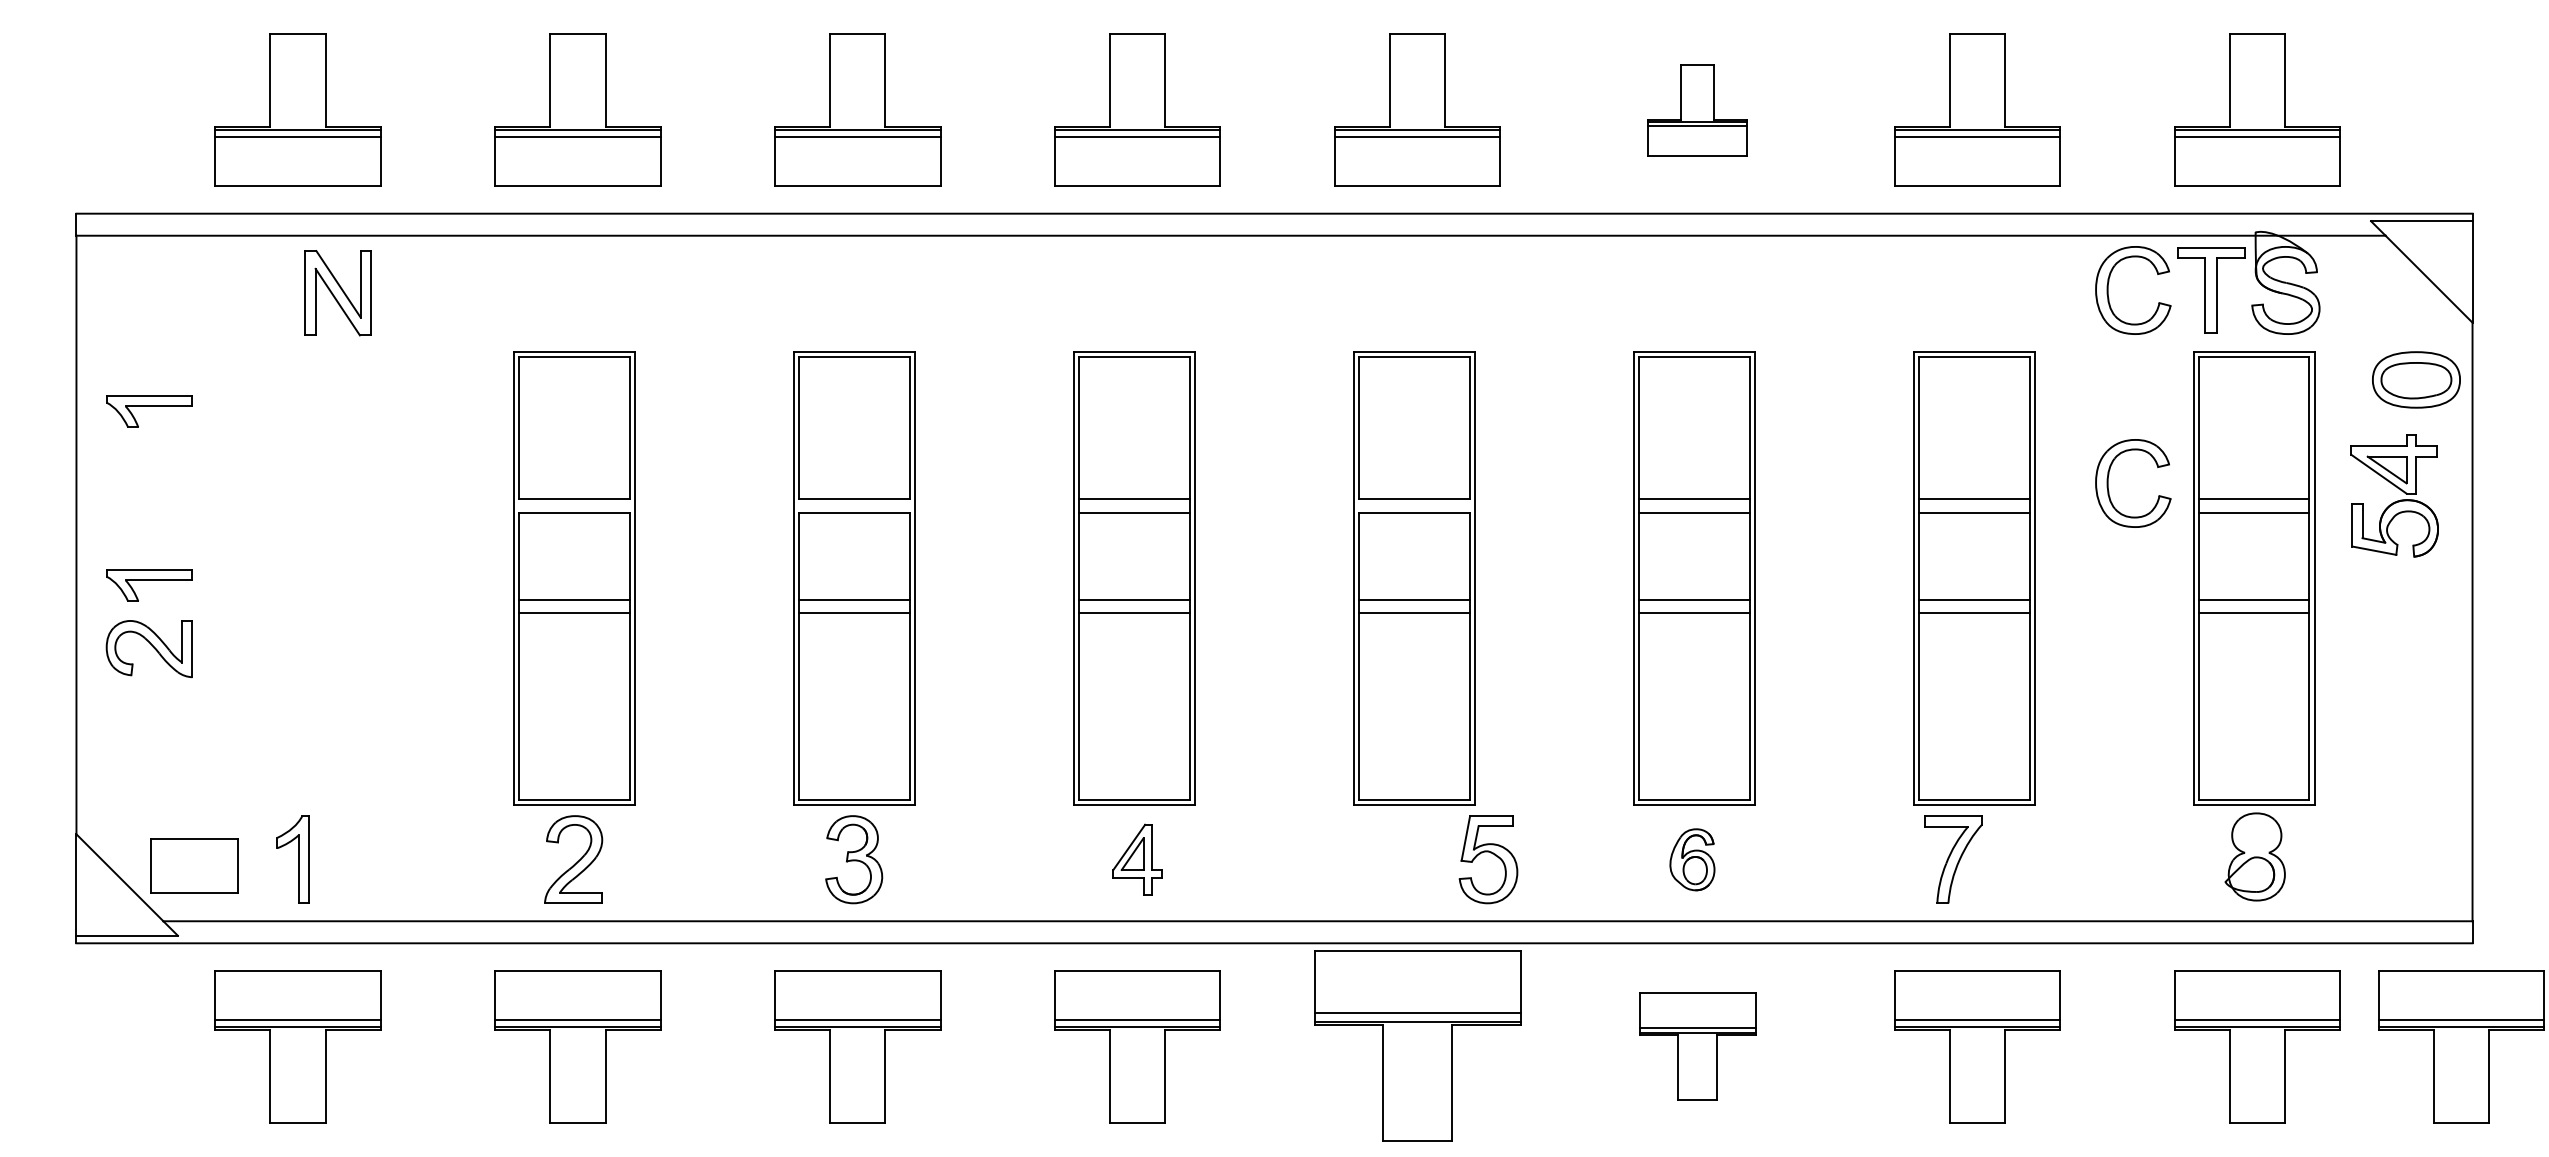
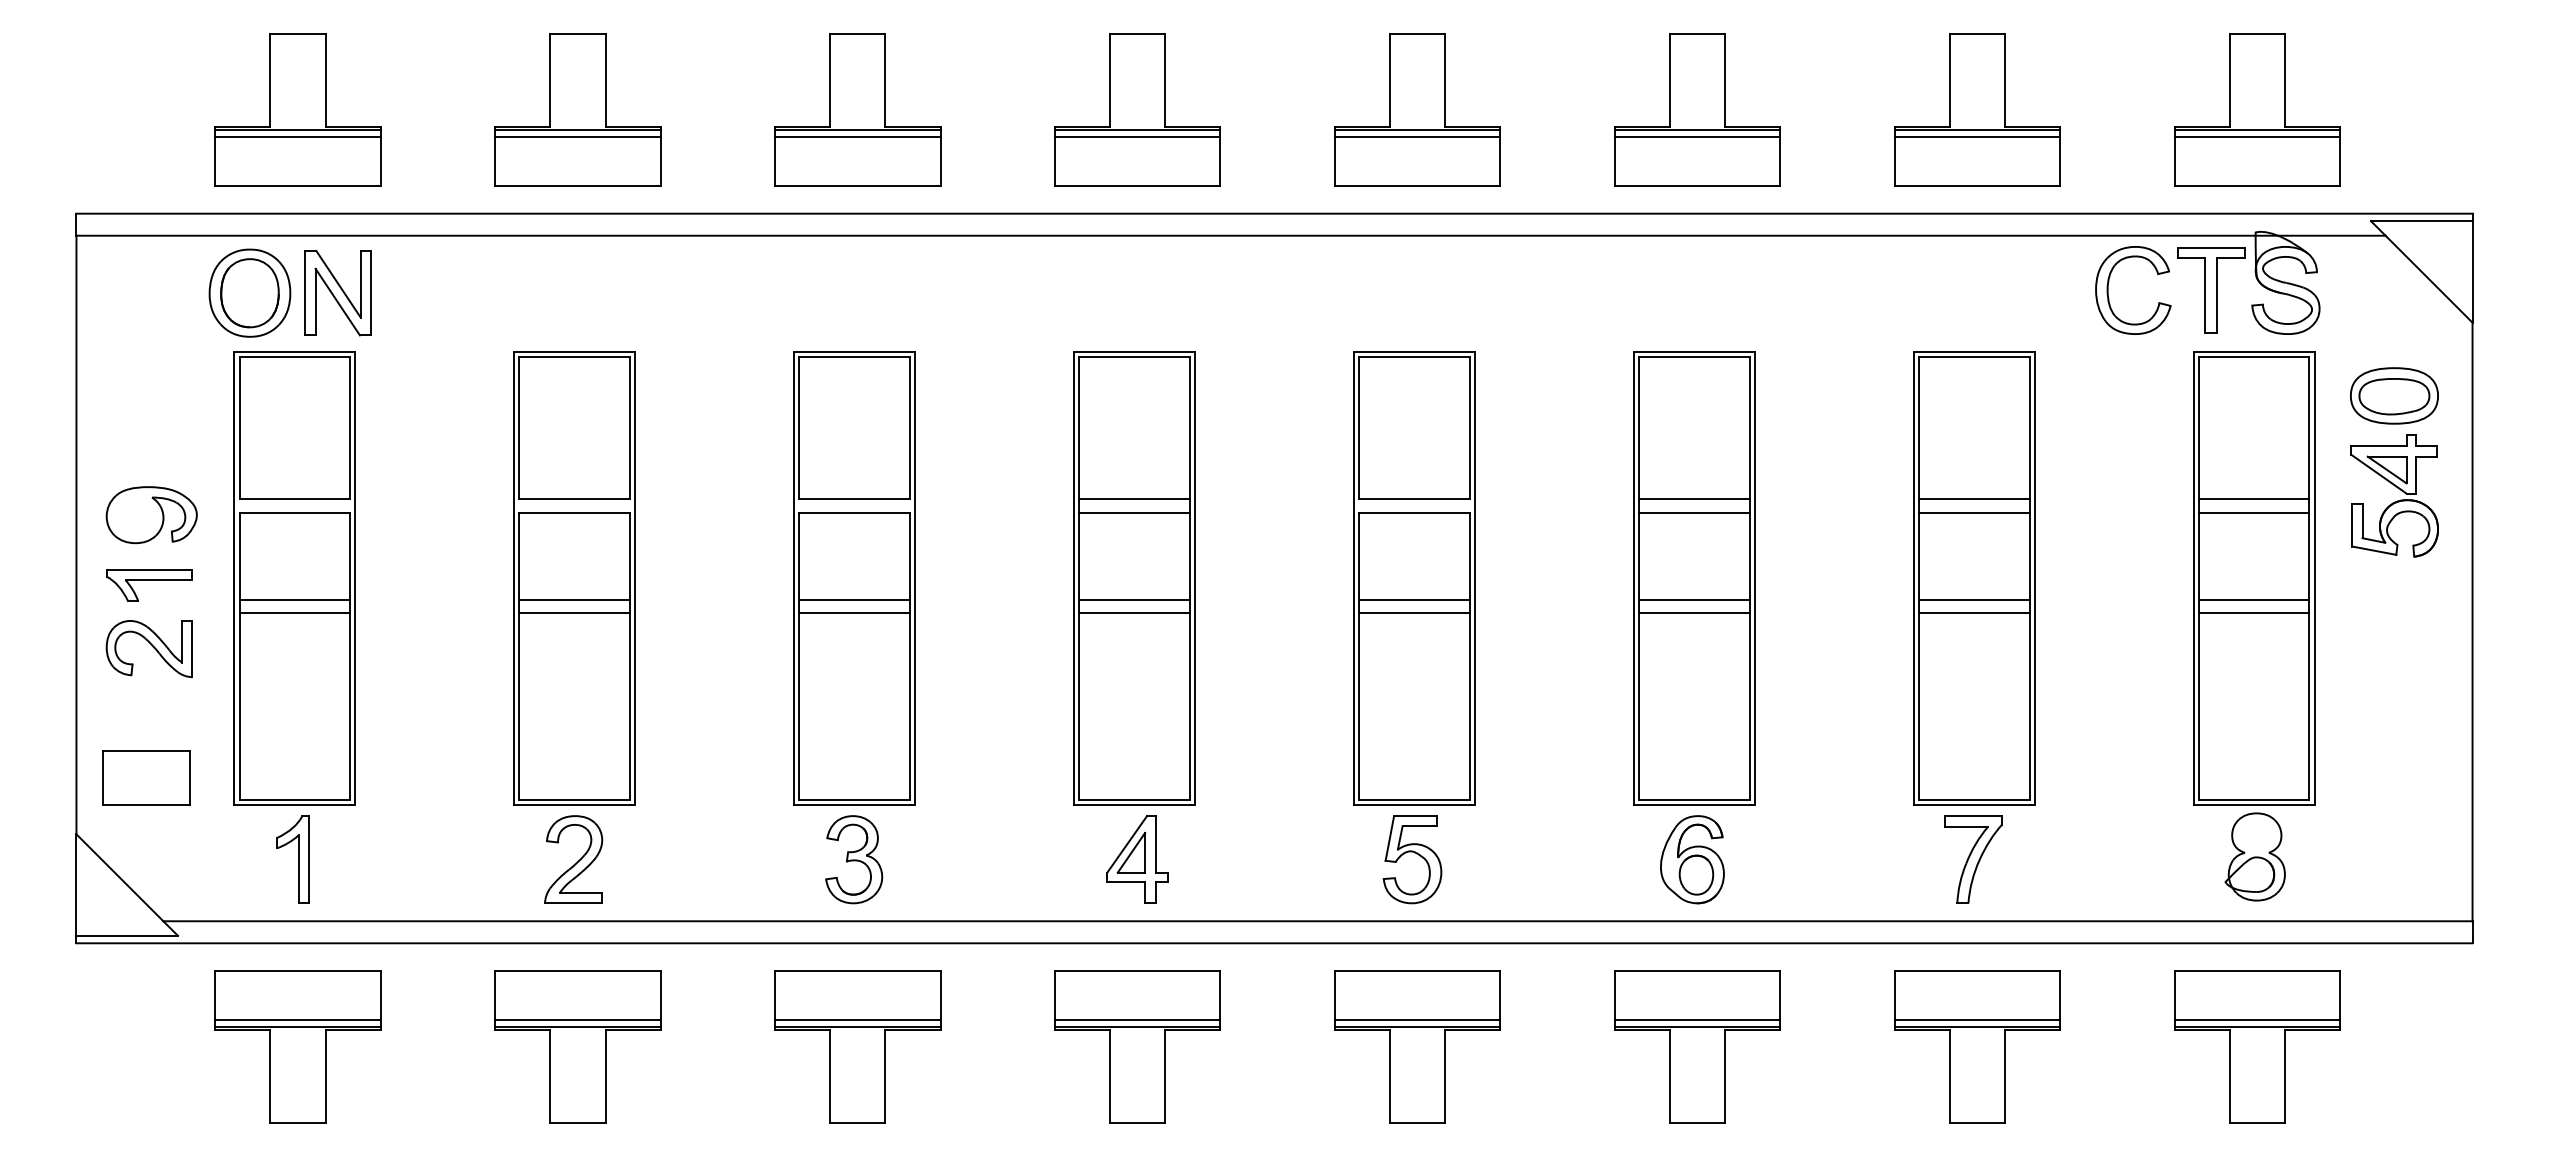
part size: 101x93 px -> 167x154 px (1697, 109)
part: none -> present (249, 292)
part position: (2416, 379) -> (2394, 395) (2394, 395)
part: present -> none (149, 411)
part: present -> none (2108, 483)
part: none -> present (151, 515)
part: none -> present (294, 578)
part position: (1490, 853) -> (1414, 853) (1414, 853)
part size: 51x73 px -> 63x89 px (1137, 859)
part size: 47x64 px -> 65x90 px (1692, 859)
part position: (1953, 859) -> (1973, 859) (1973, 859)
part position: (194, 865) -> (146, 777) (146, 777)
part size: 208x192 px -> 167x154 px (1417, 1046)
part size: 118x109 px -> 167x154 px (1697, 1046)
part: present -> none (2461, 1046)
